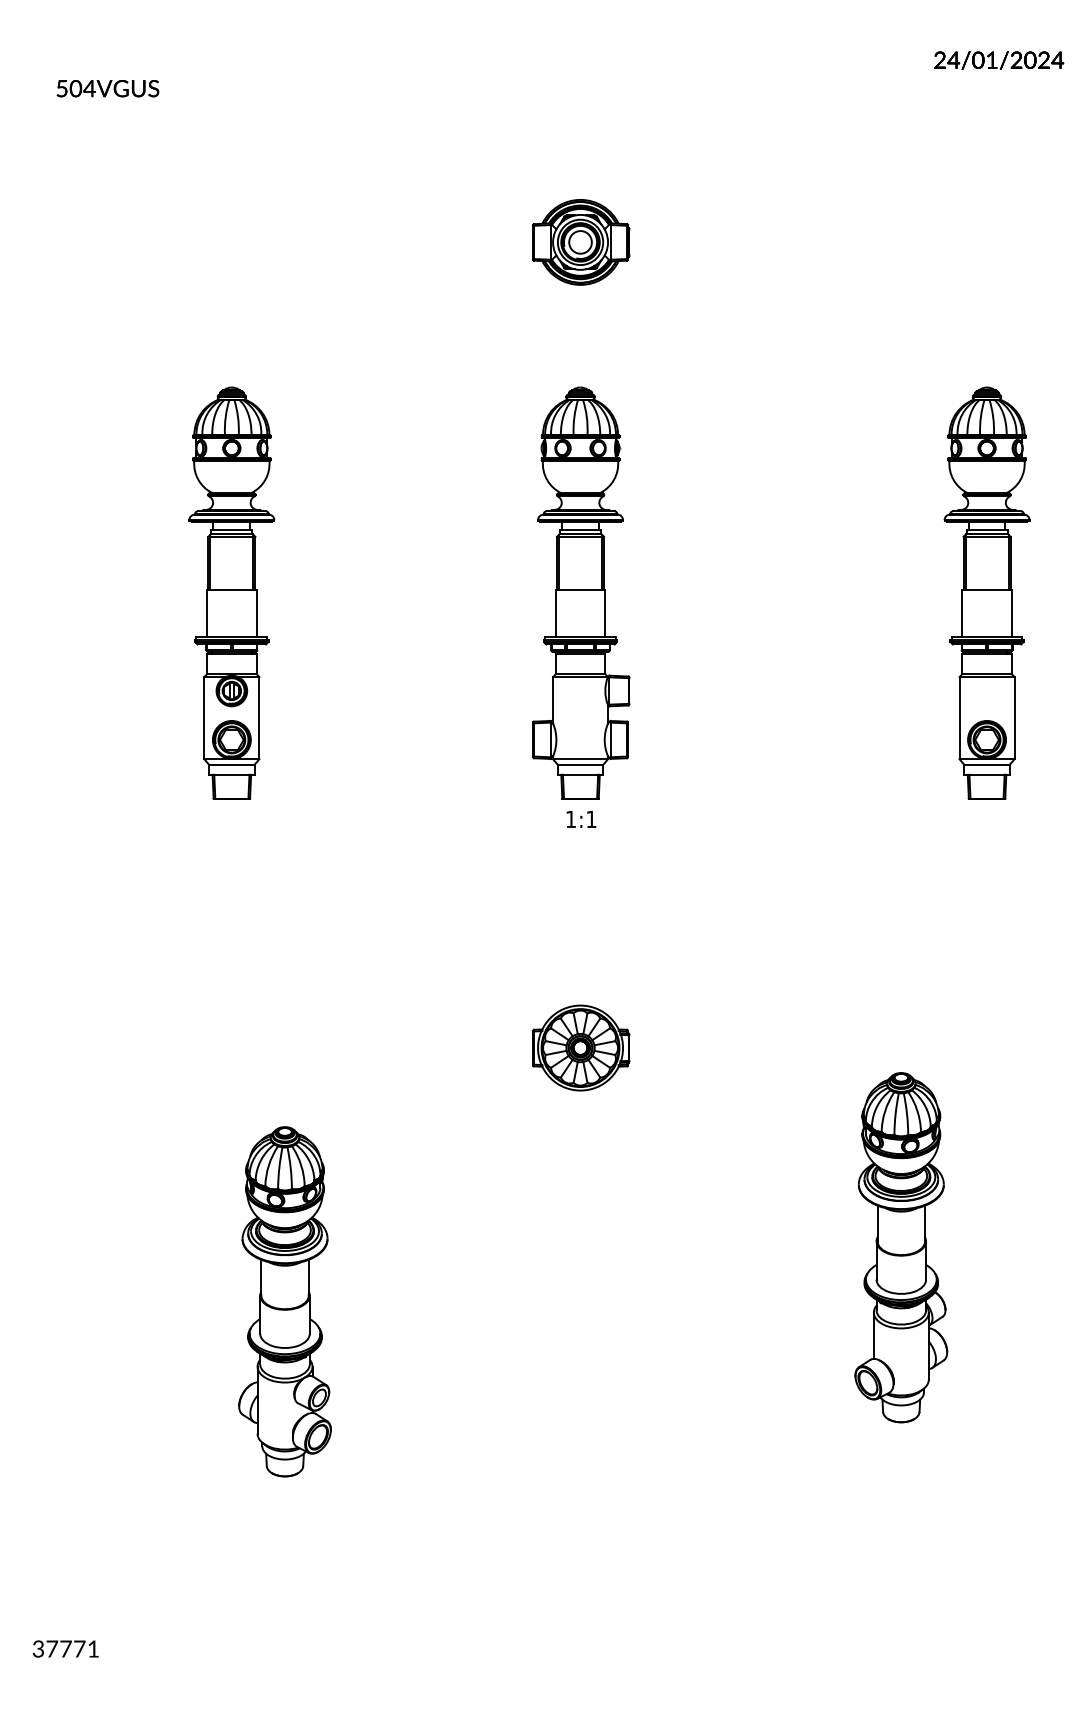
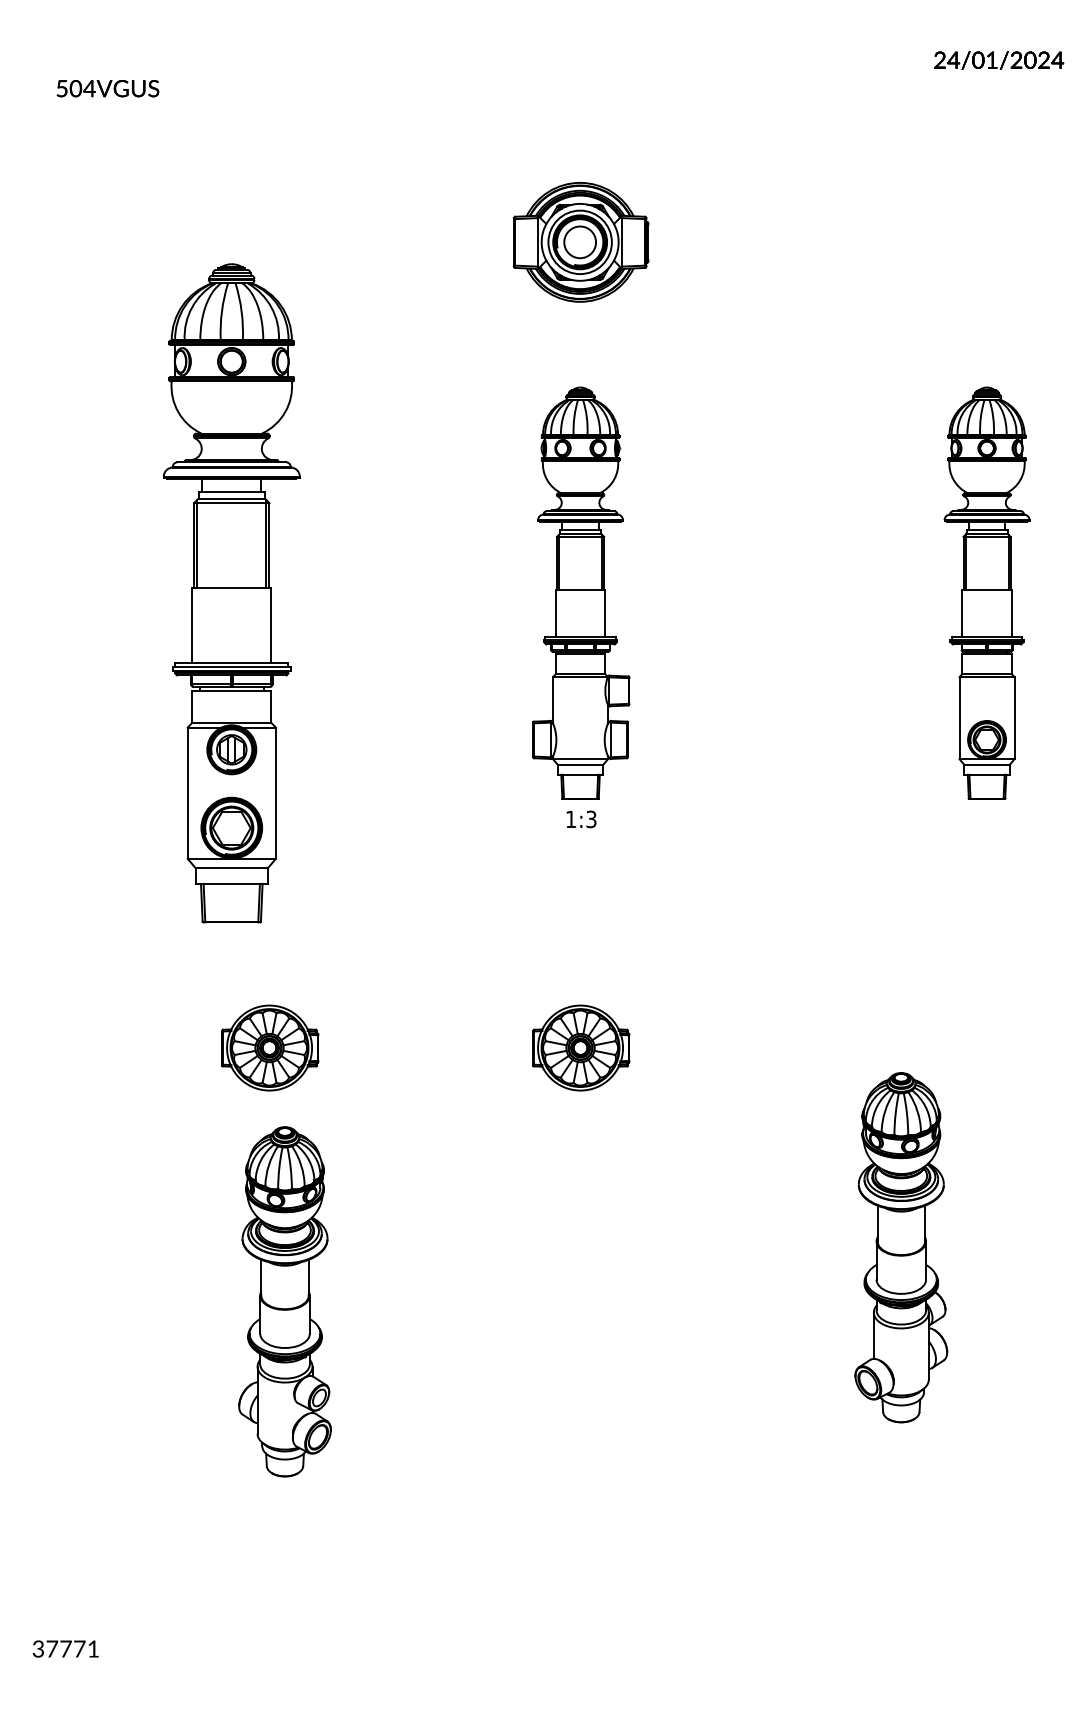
part size: 99x87 px -> 138x121 px (580, 242)
part size: 88x414 px -> 138x661 px (231, 593)
text: 1:1 -> 1:3 (591, 819)
part: none -> present (270, 1047)
